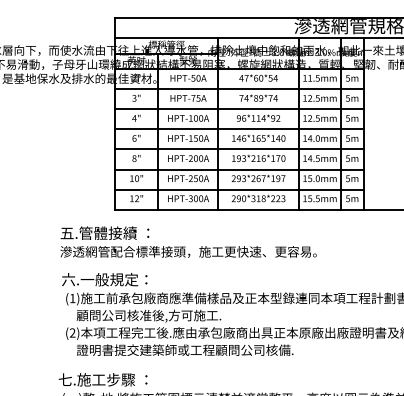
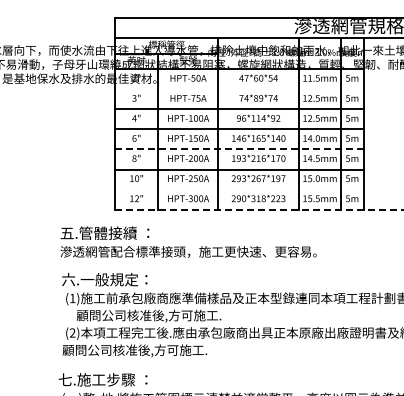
line: present -> none (239, 89)
line: solid -> dashed (240, 149)
line: present -> none (239, 189)
line: solid -> dashed (259, 209)
text: 證明書提交建築師或工程顧問公司核備. -> 顧問公司核准後,方可施工. (177, 350)
